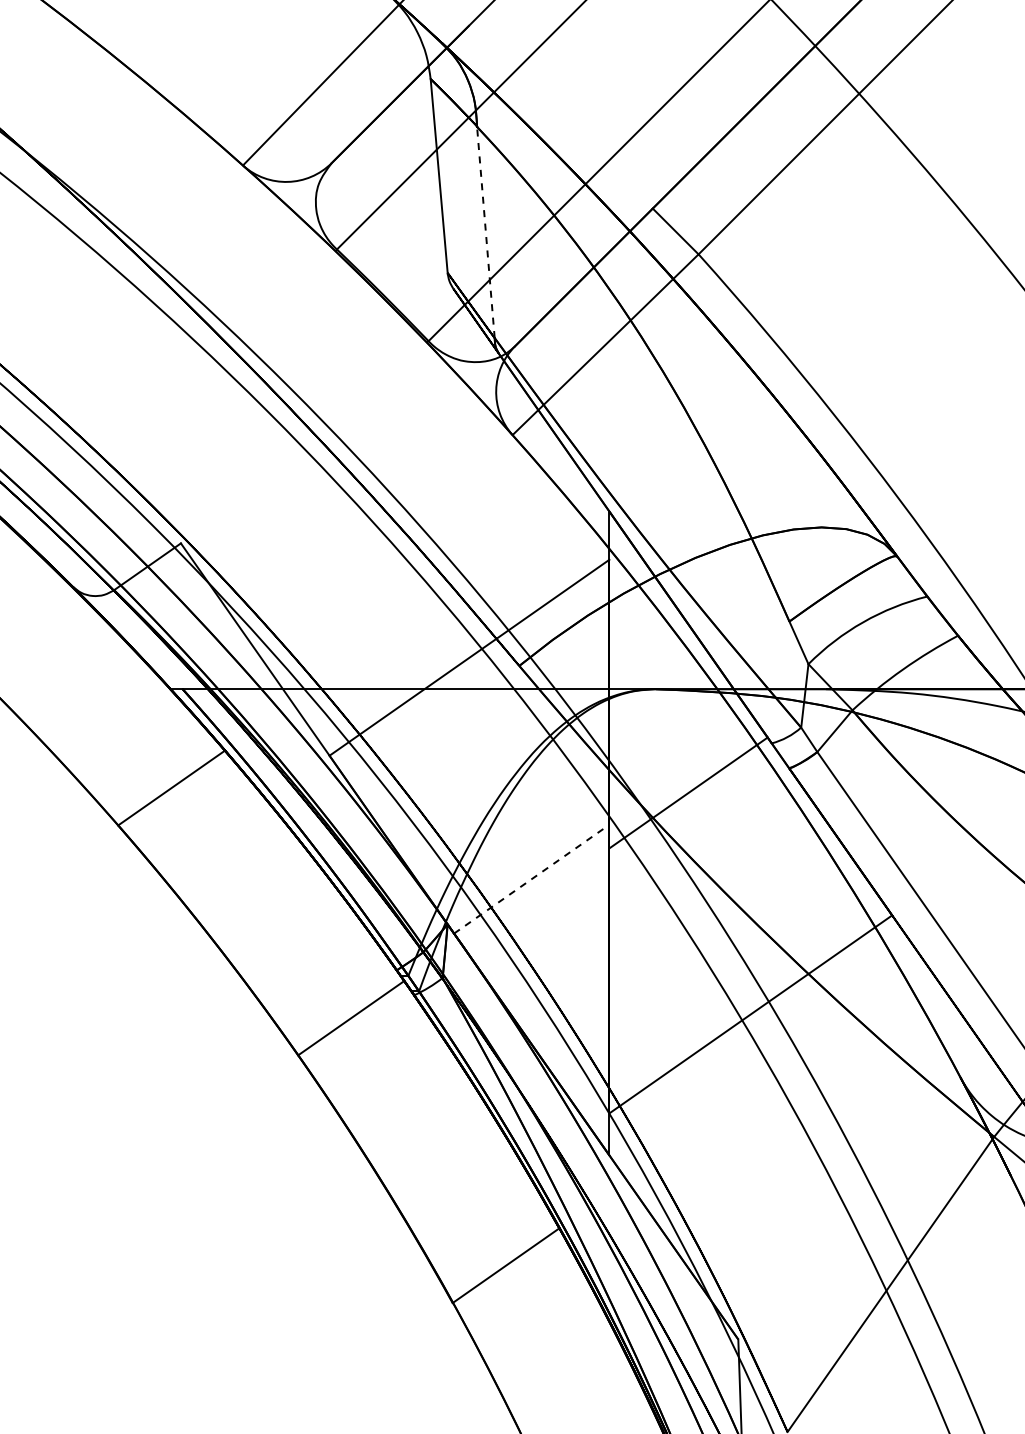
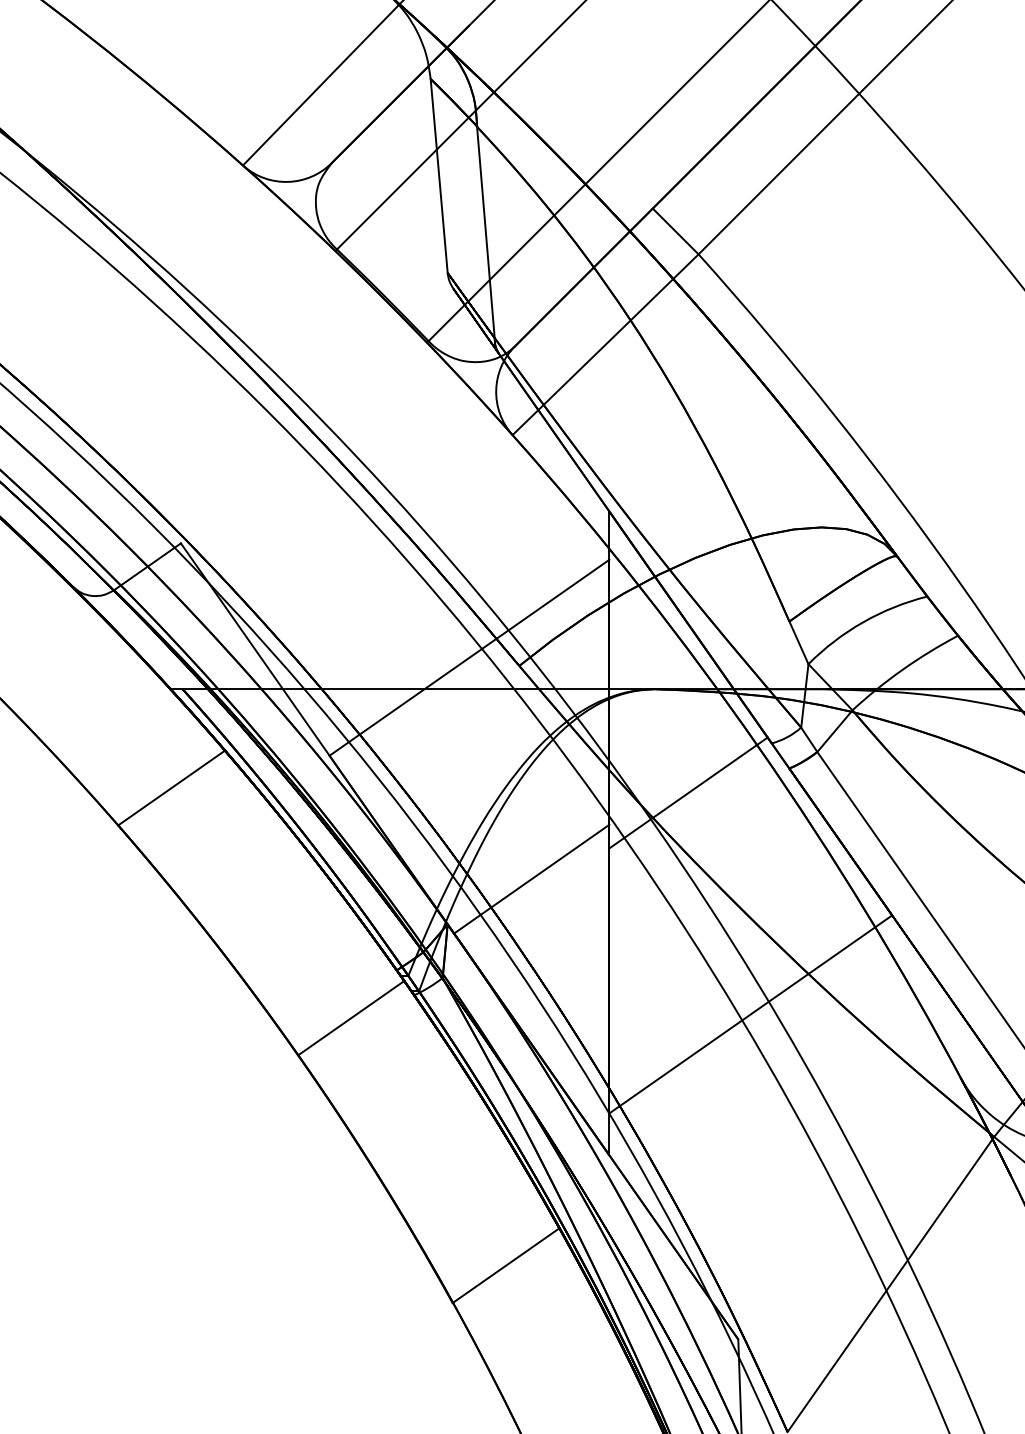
line: dashed -> solid (485, 232)
line: dashed -> solid (531, 879)
